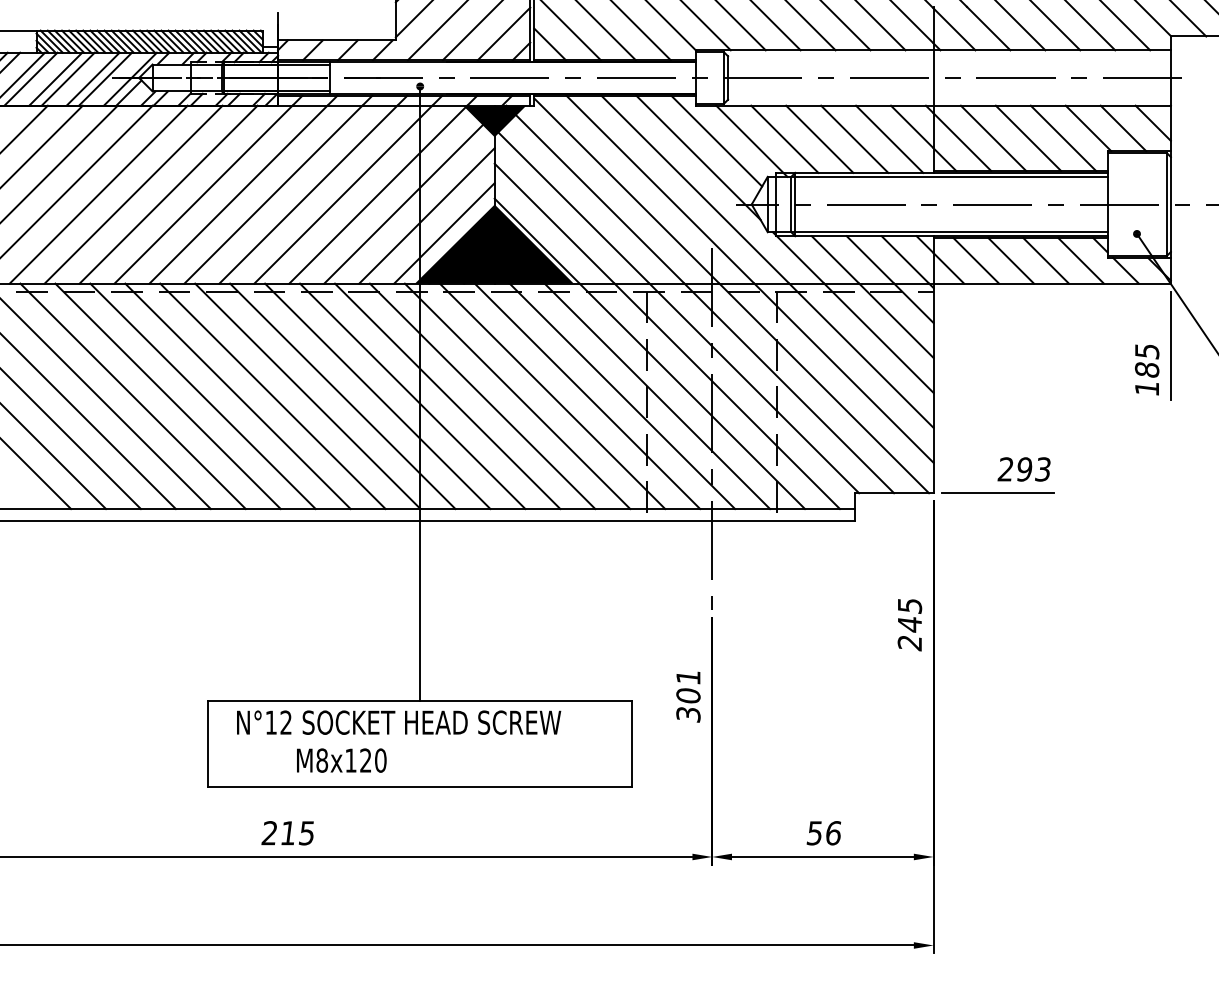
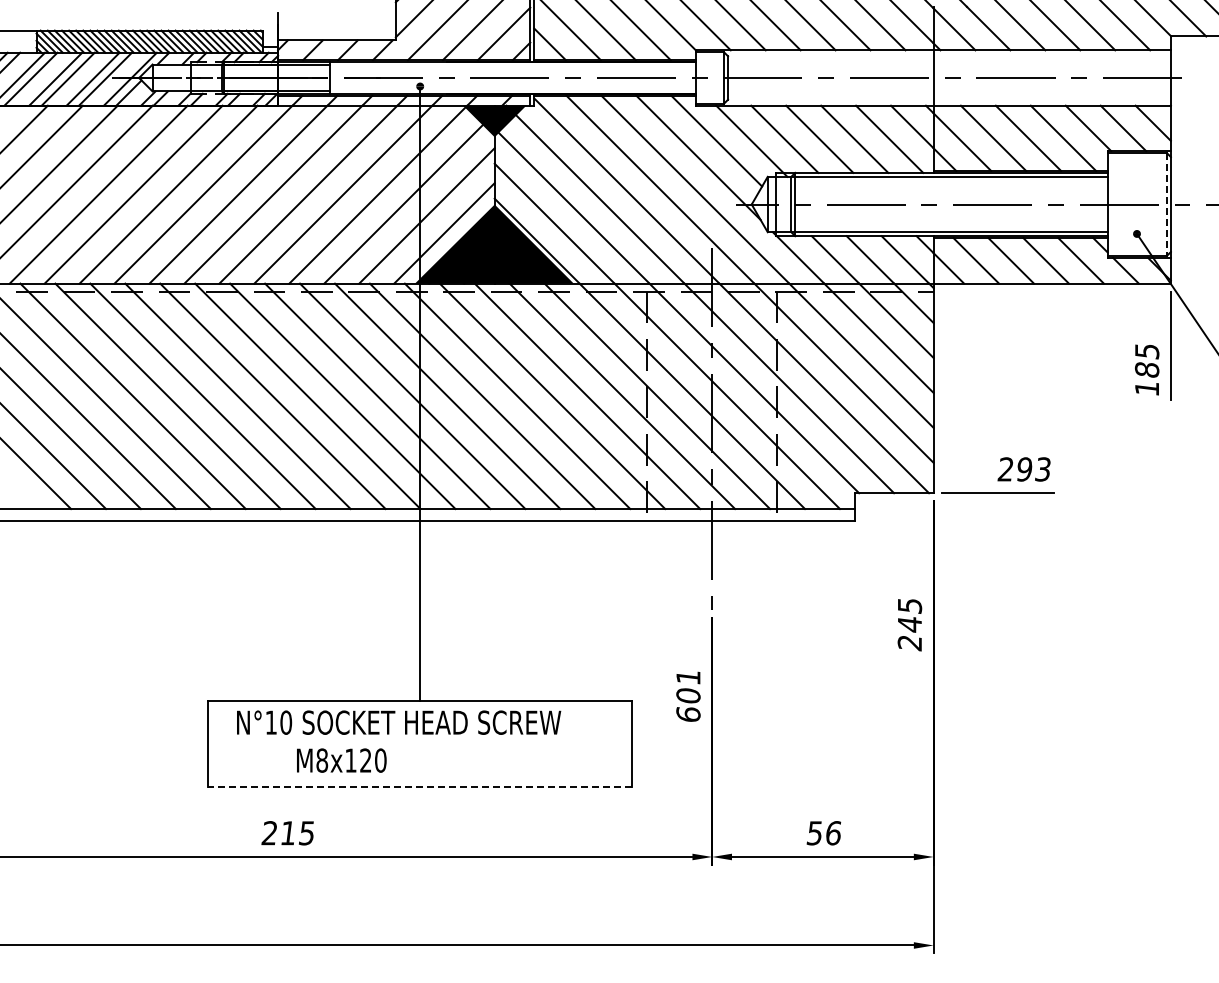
line: solid -> dashed (1166, 205)
text: 301 -> 601 (688, 714)
text: N°12 -> N°10 (286, 722)
line: solid -> dashed (419, 787)
